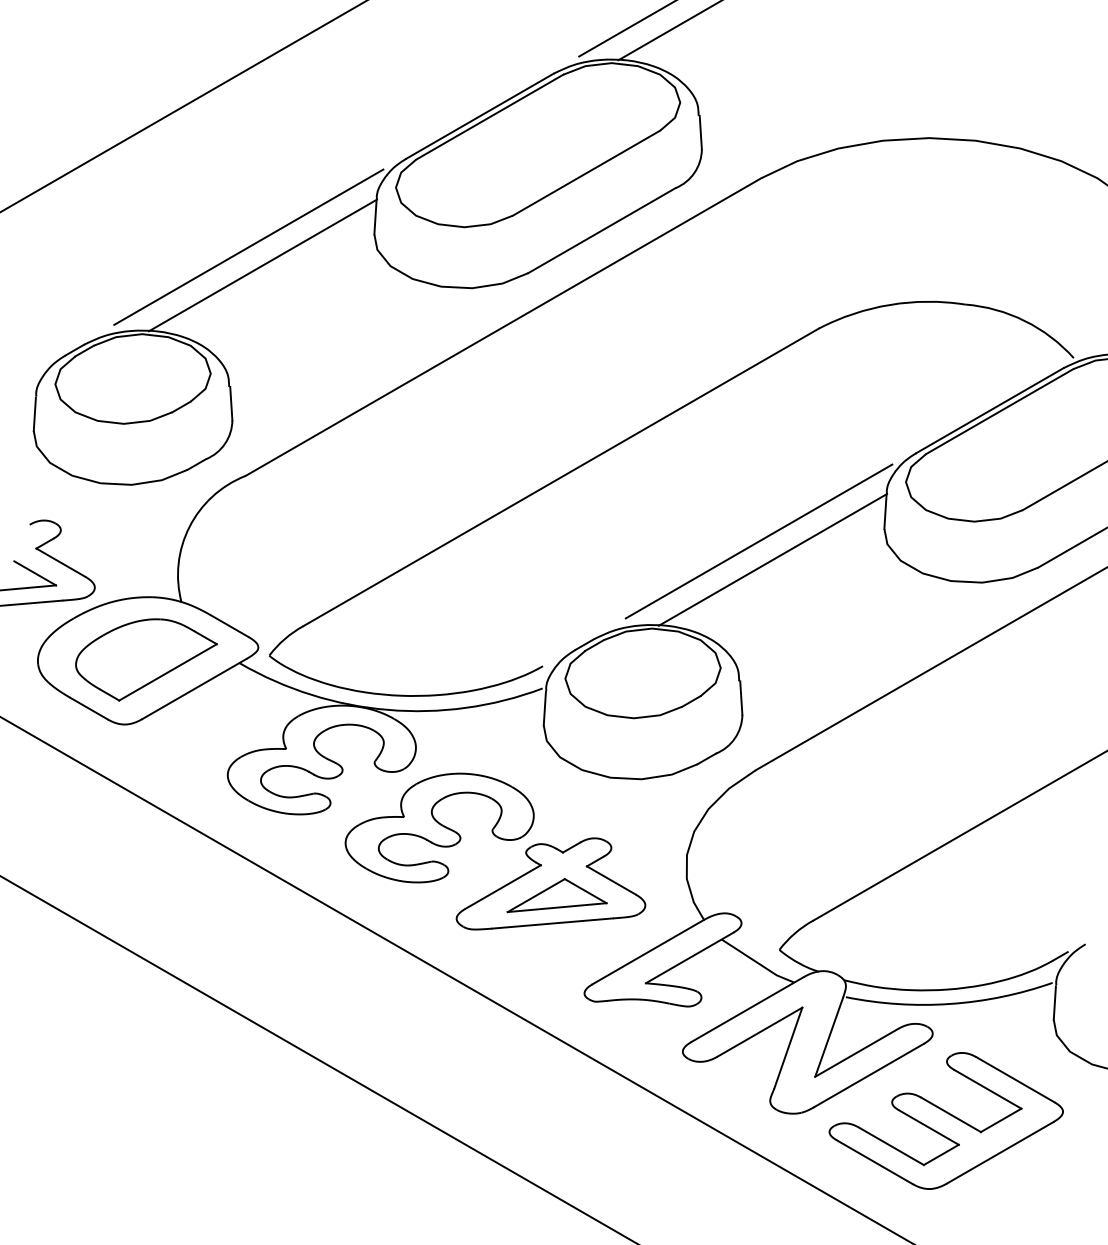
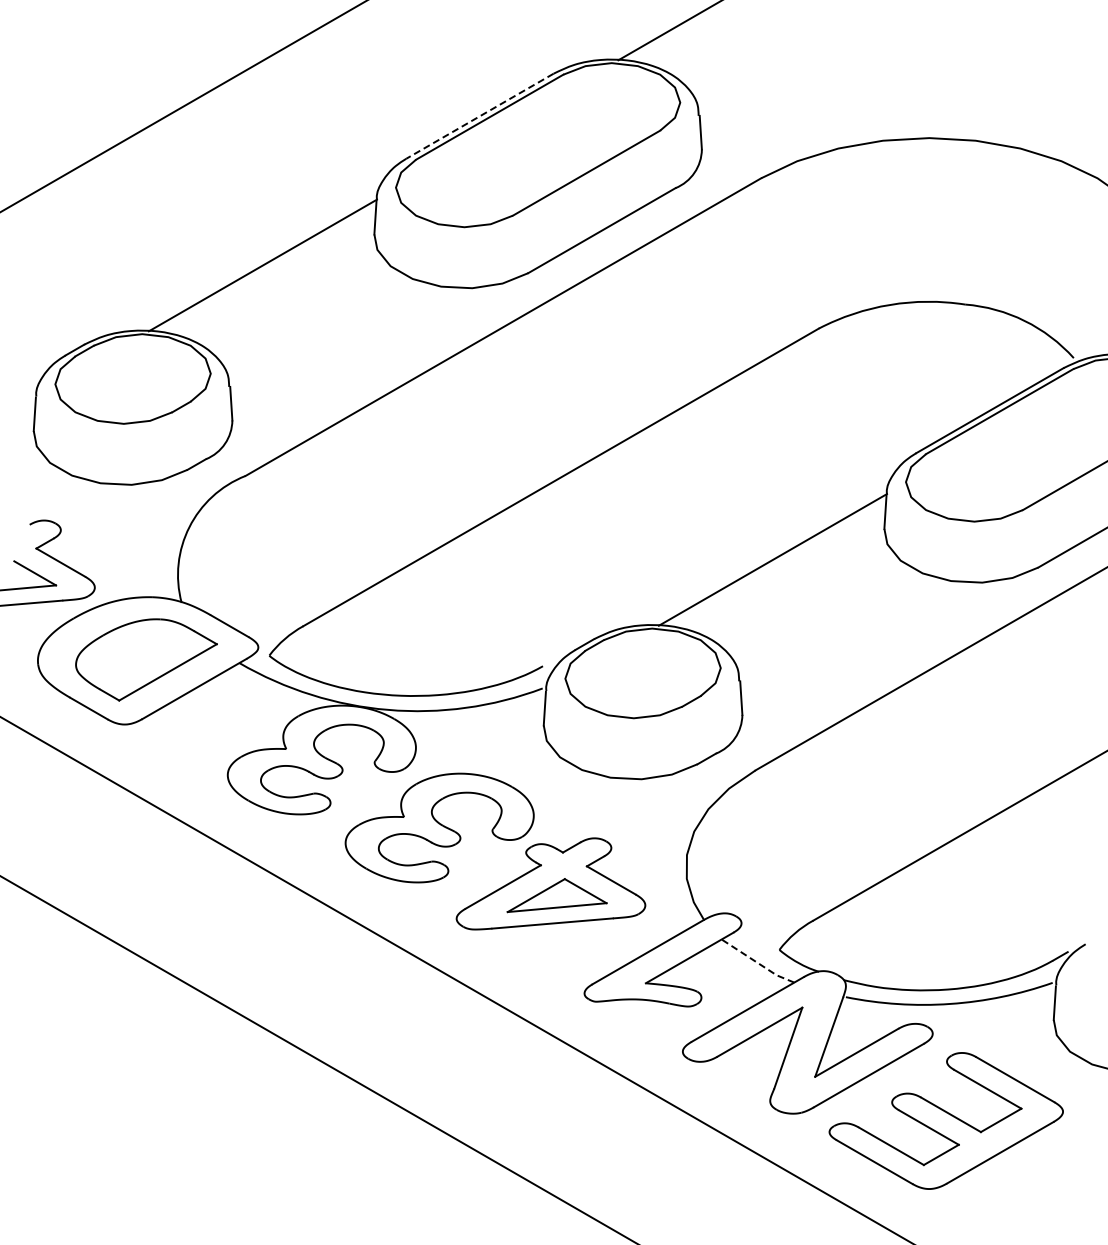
line: present -> none (625, 29)
line: solid -> dashed (479, 116)
line: present -> none (248, 246)
line: present -> none (758, 541)
line: solid -> dashed (757, 962)
